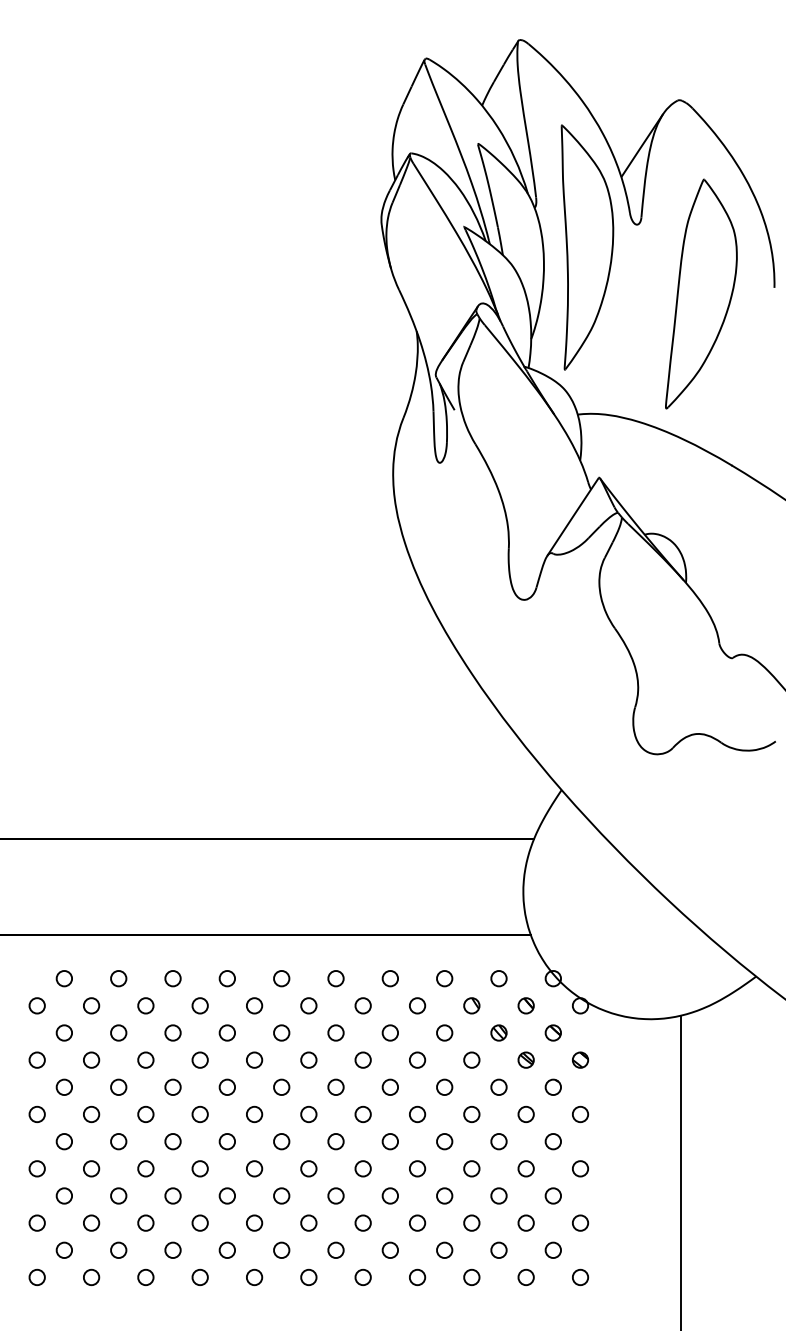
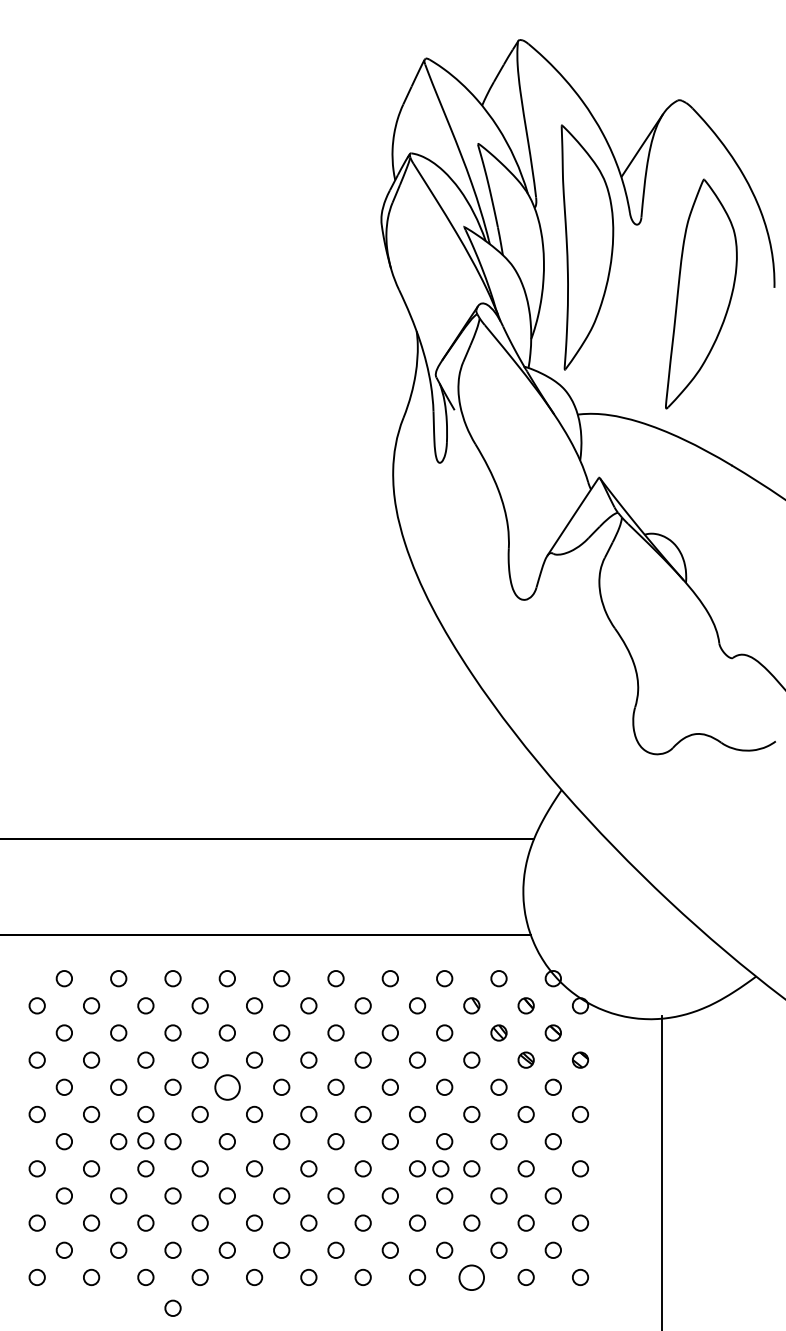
circle size: 18x18 px -> 27x27 px (227, 1087)
circle: none -> present (145, 1140)
circle: none -> present (440, 1168)
line position: (681, 1171) -> (662, 1171) (662, 1171)
circle size: 18x18 px -> 27x27 px (471, 1277)
circle: none -> present (172, 1307)
